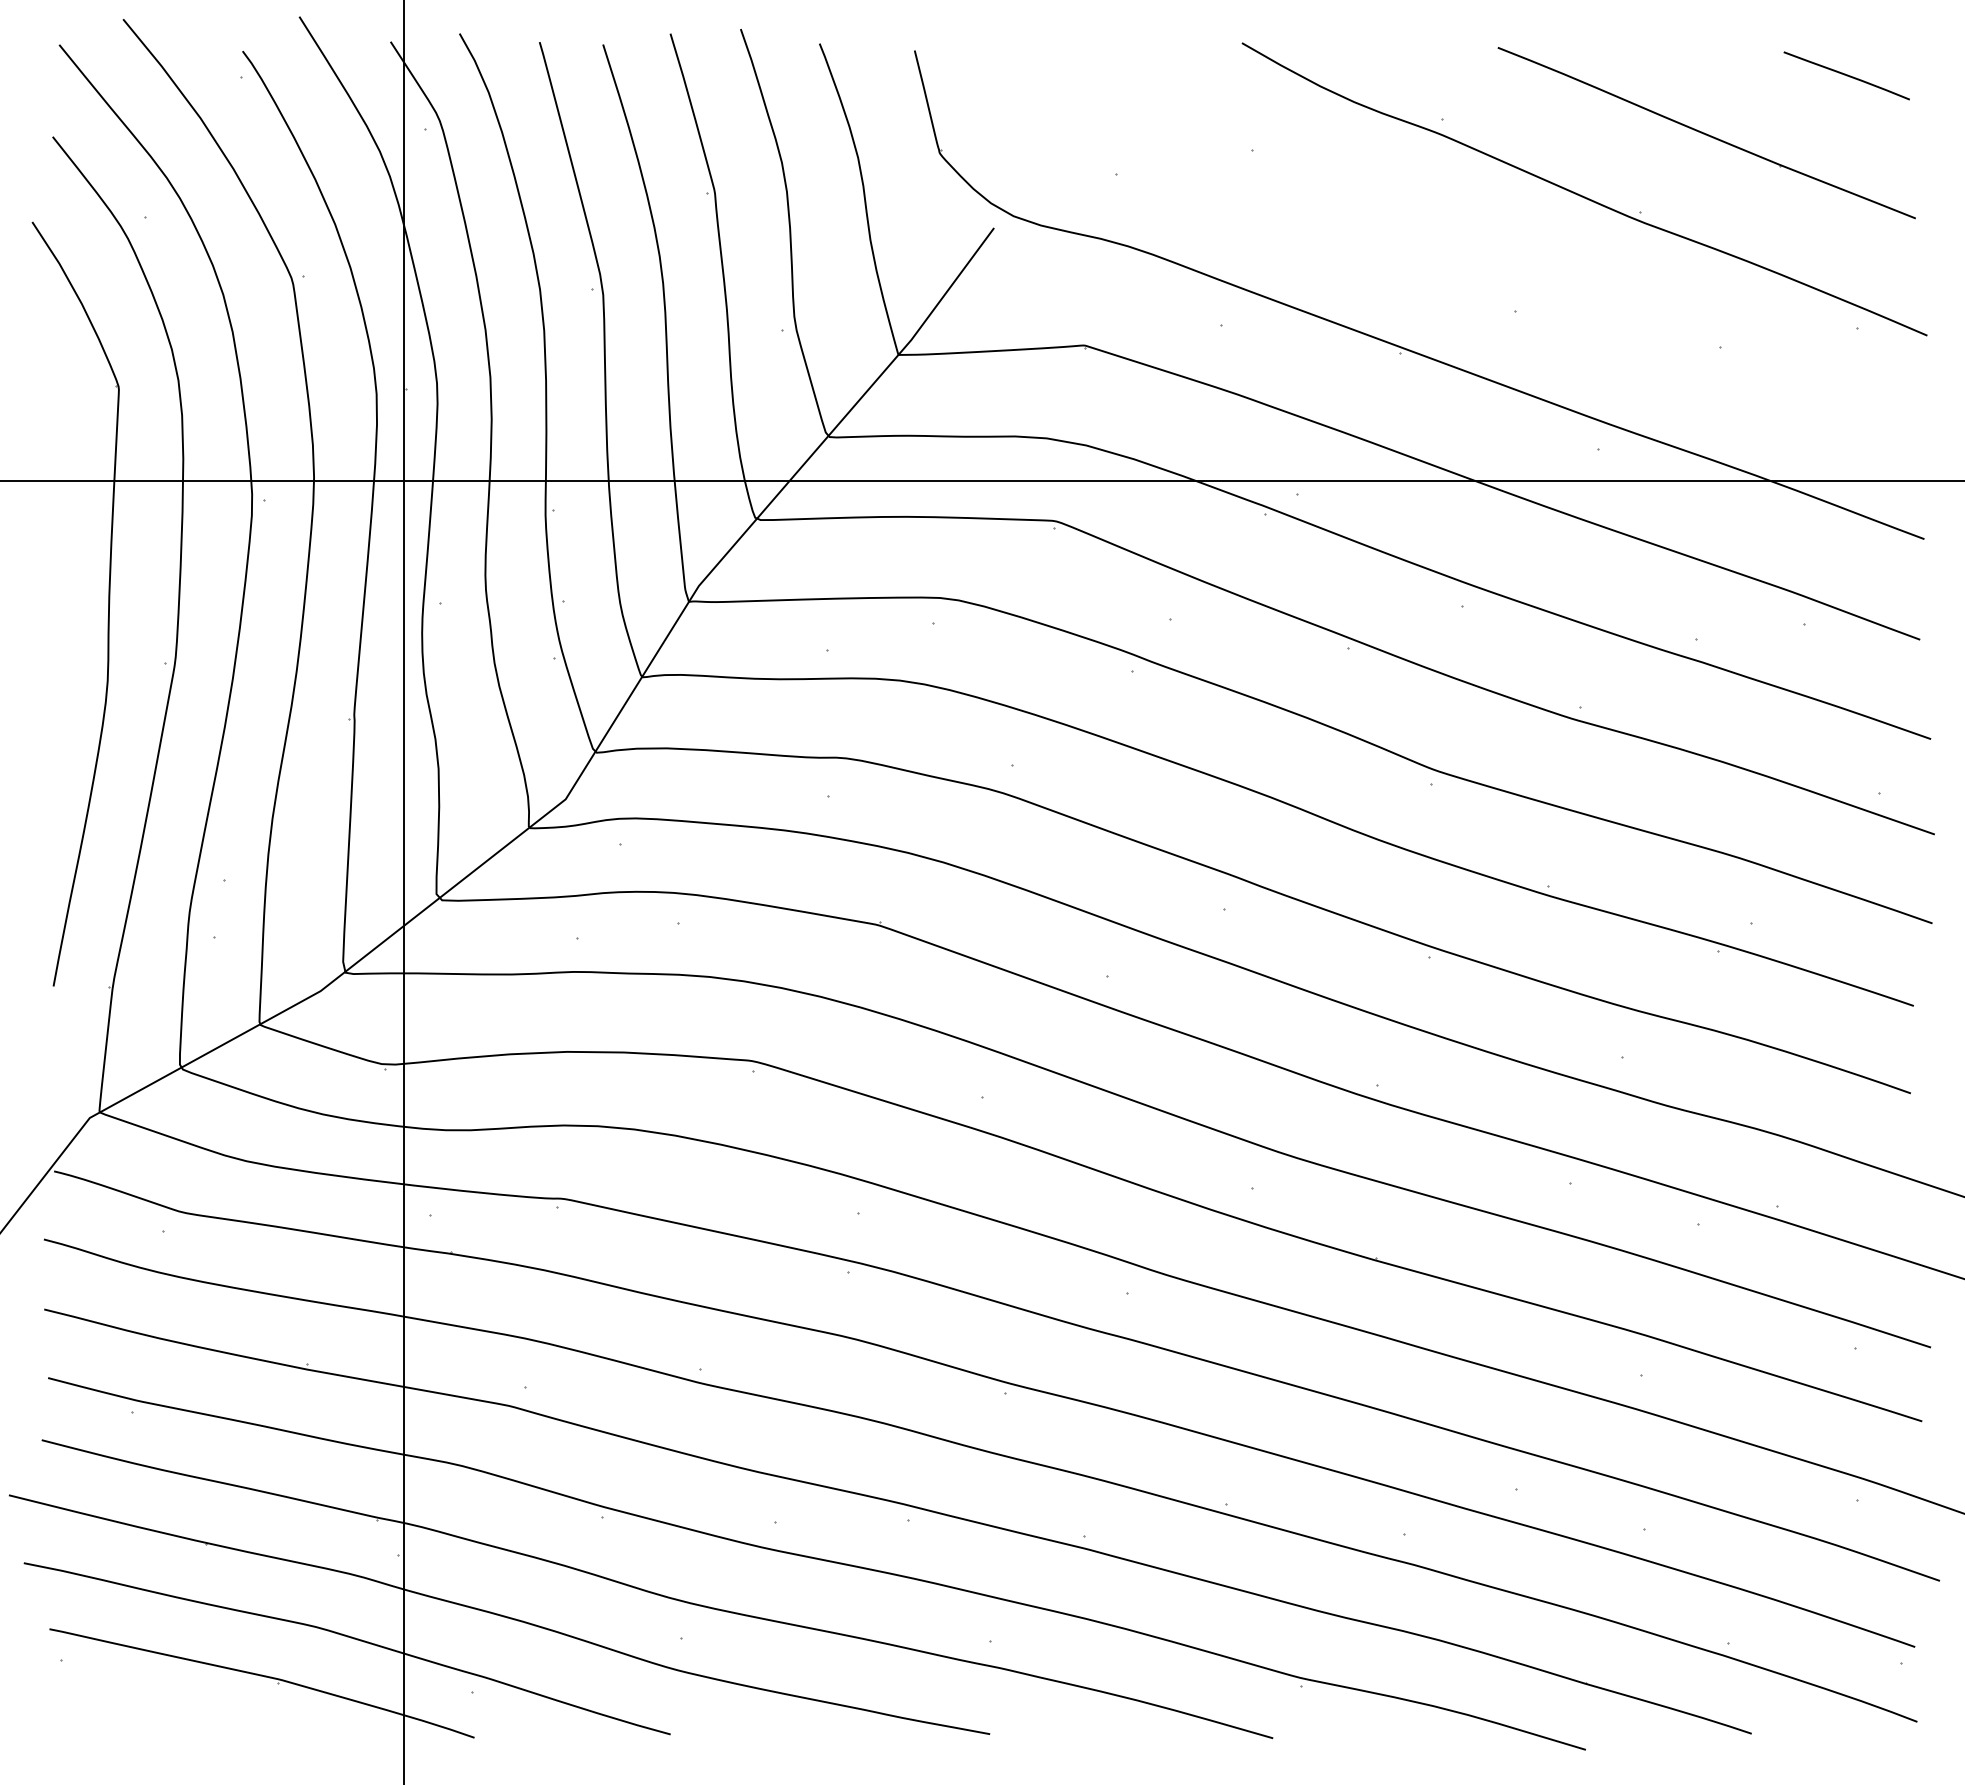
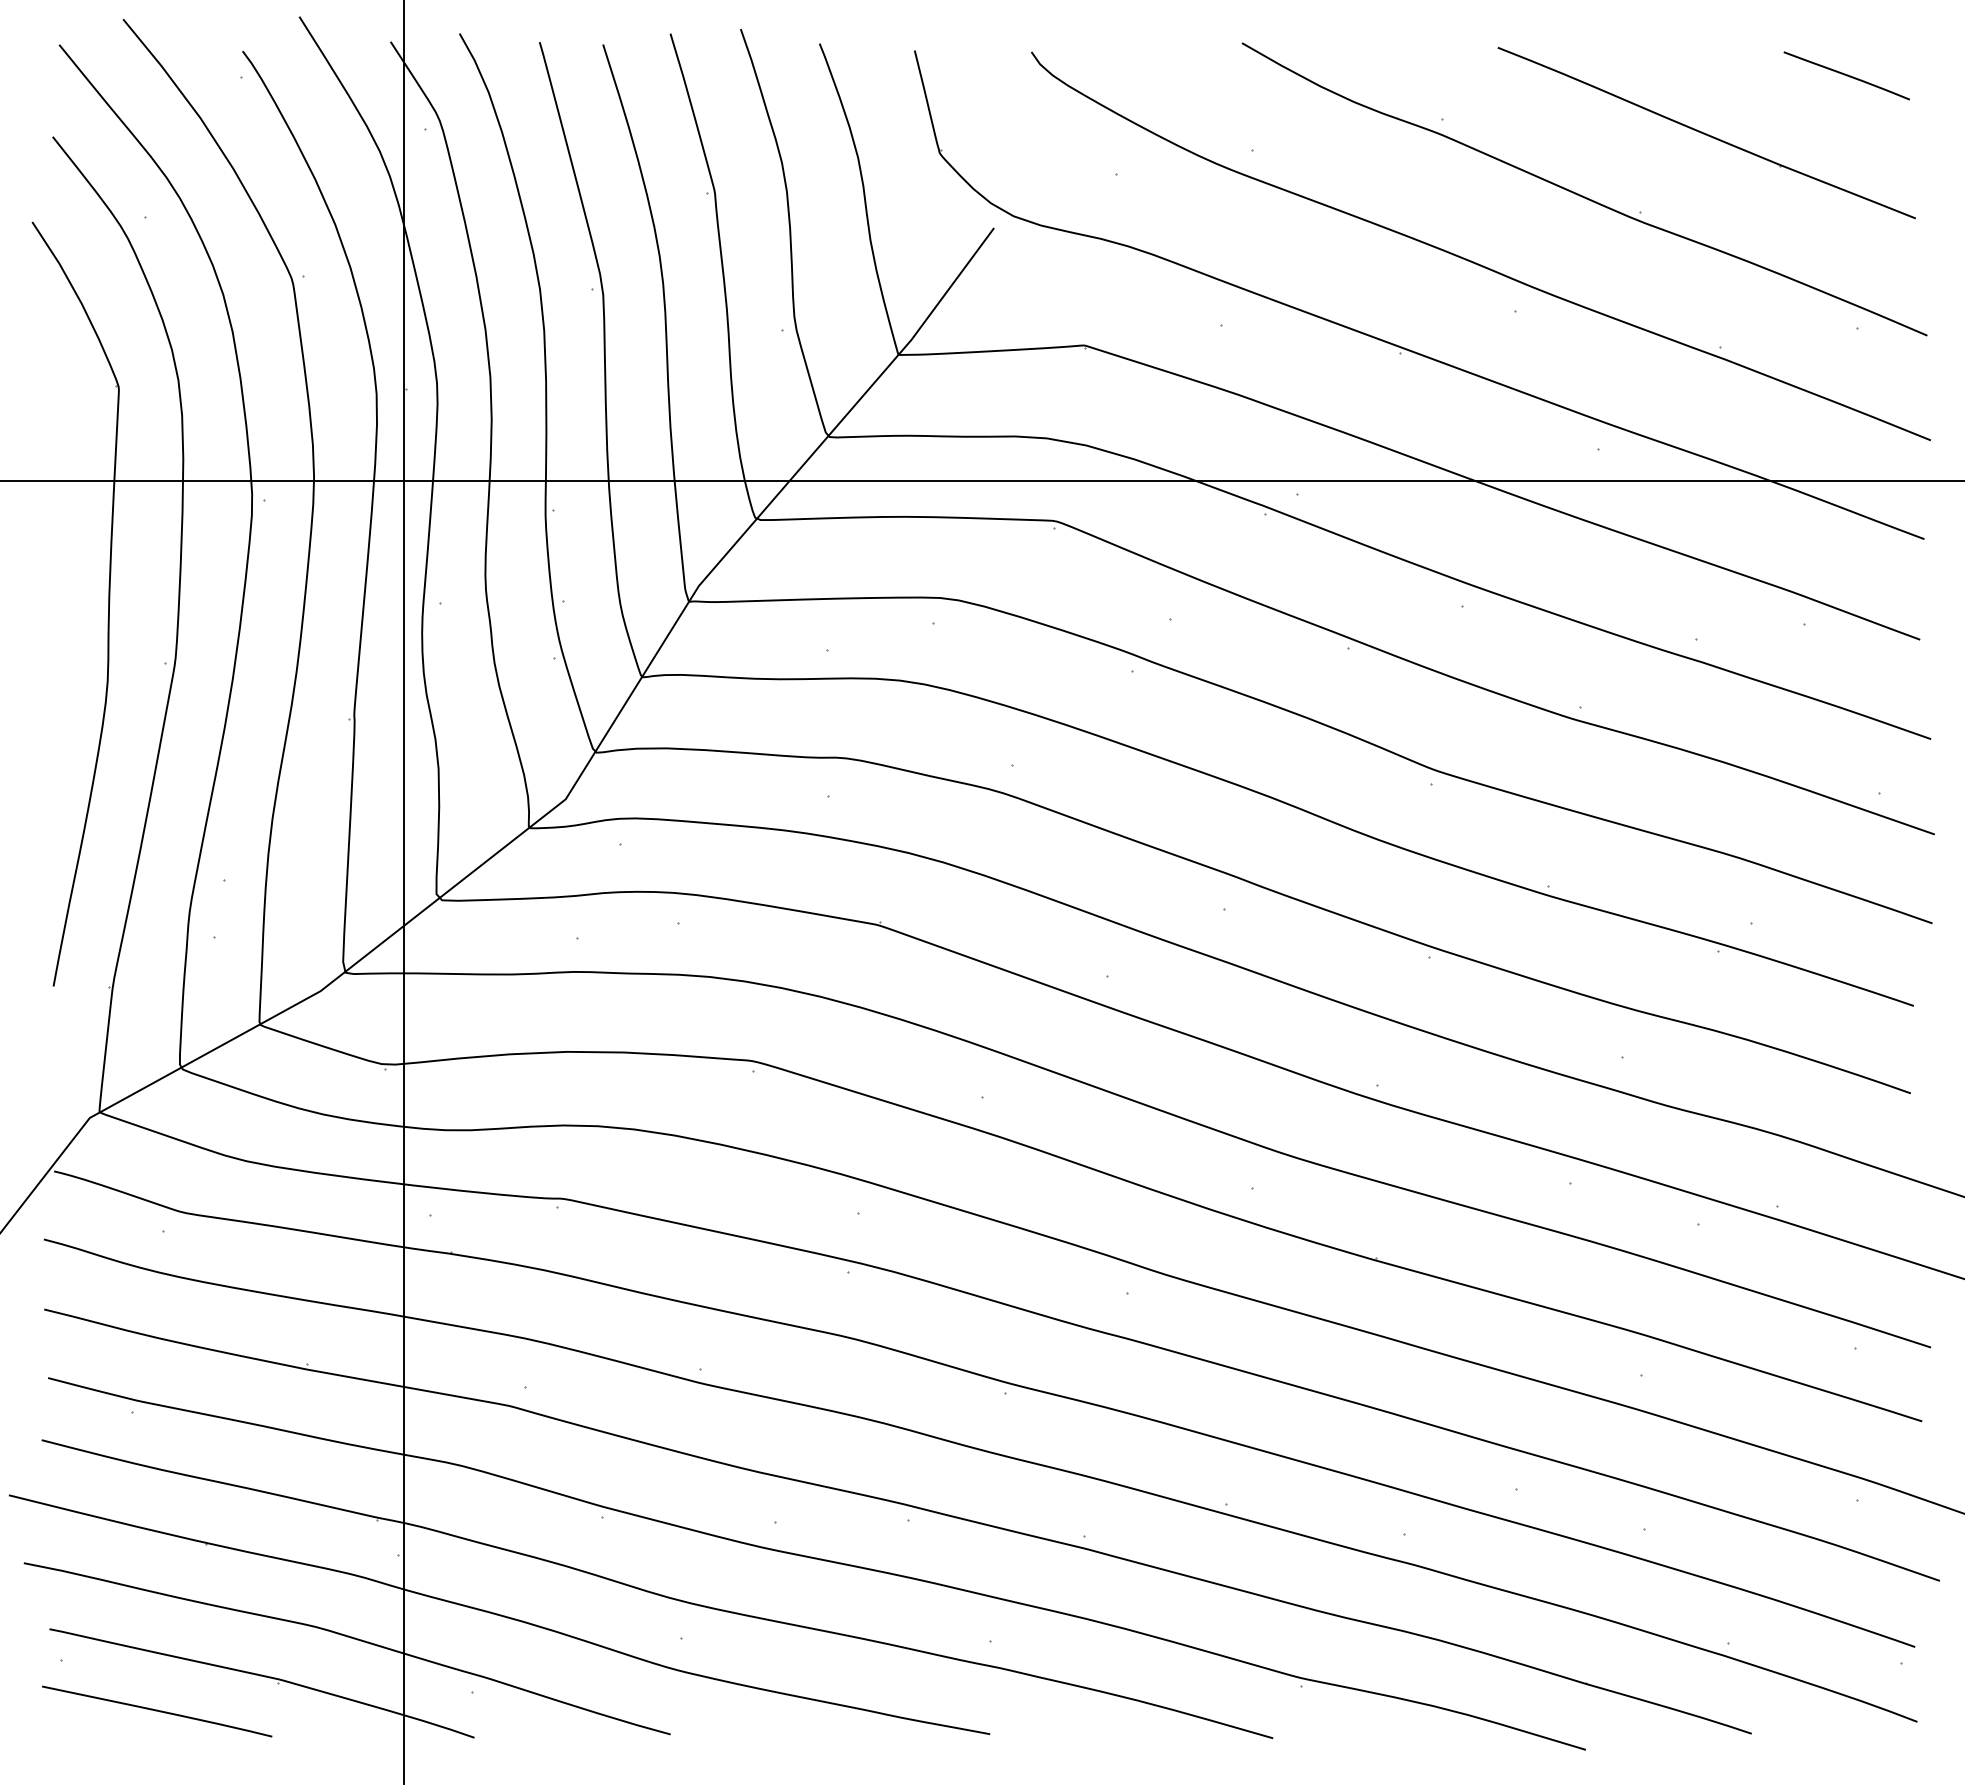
curve: none -> present (1476, 262)
curve: none -> present (157, 1711)
